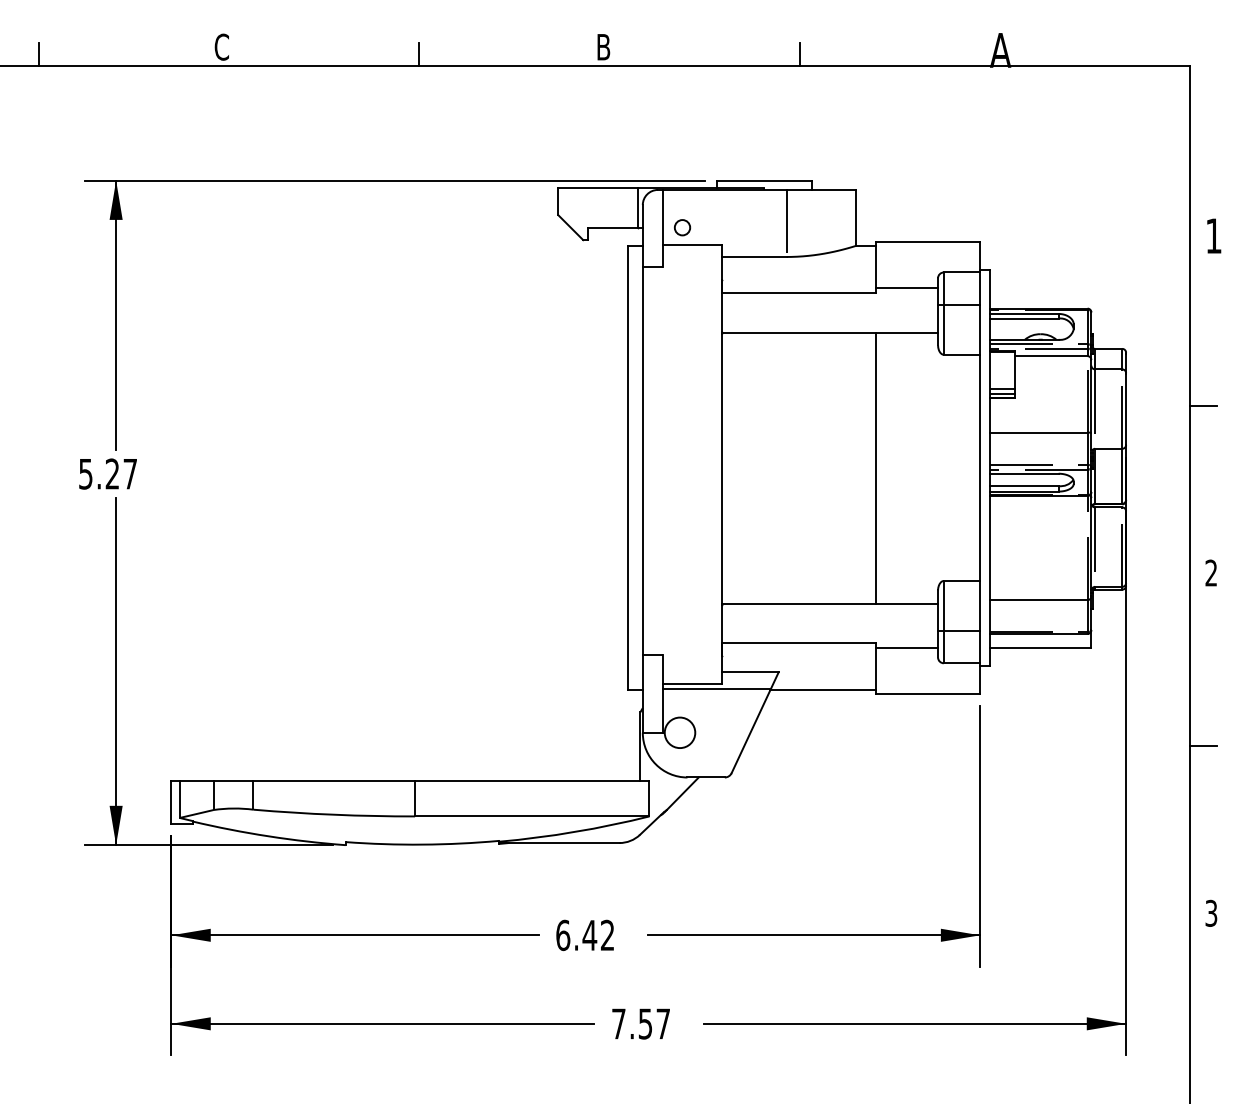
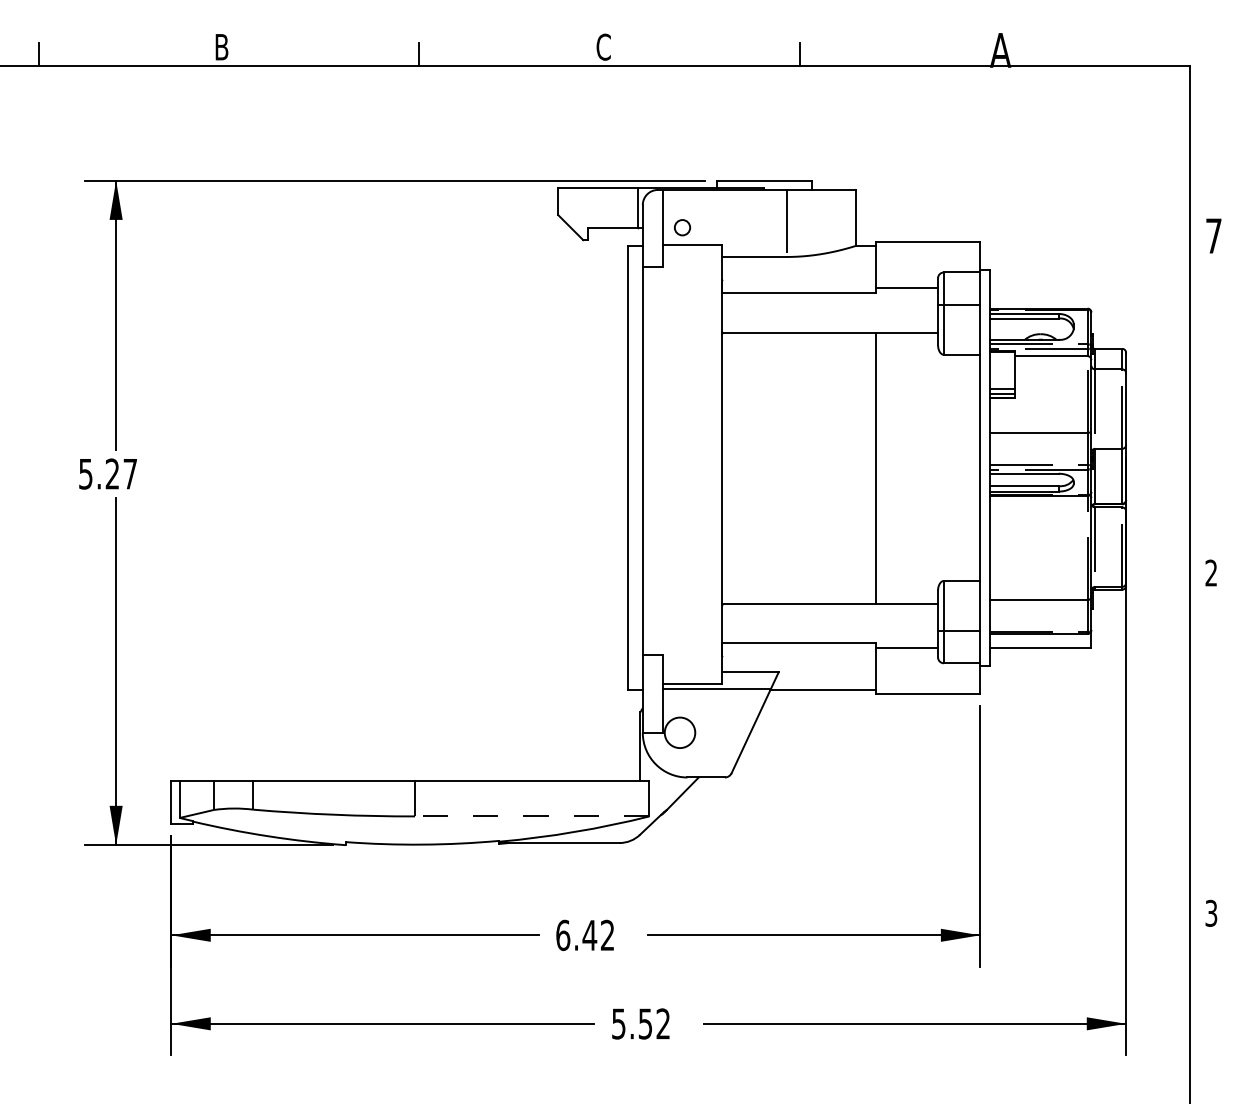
text: C -> B (221, 46)
text: B -> C (603, 46)
text: 1 -> 7 (1213, 235)
line: present -> none (1202, 405)
line: present -> none (1202, 746)
line: solid -> dashed (531, 816)
text: 7.57 -> 5.52 (640, 1023)
